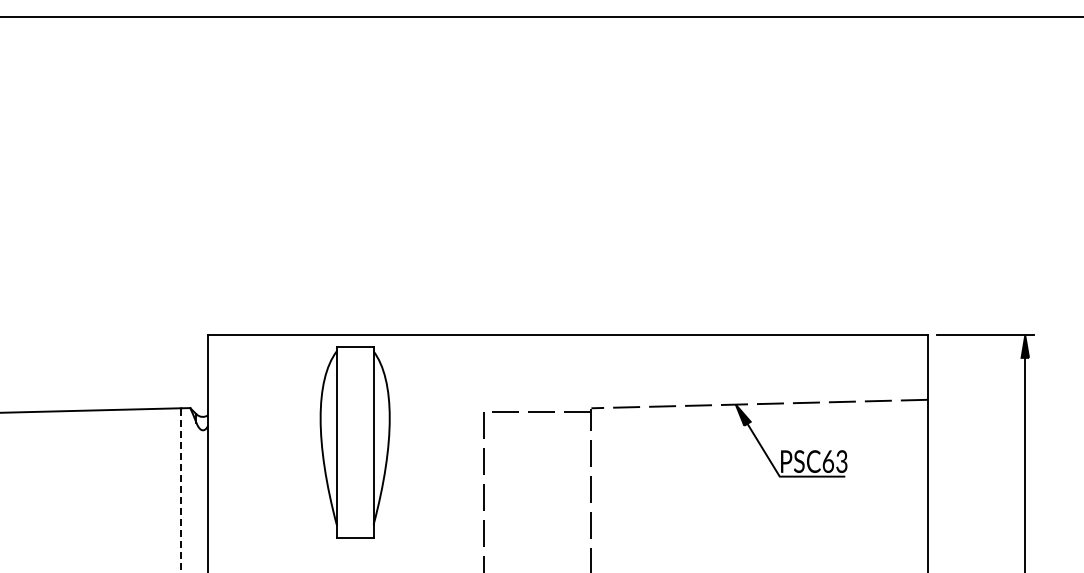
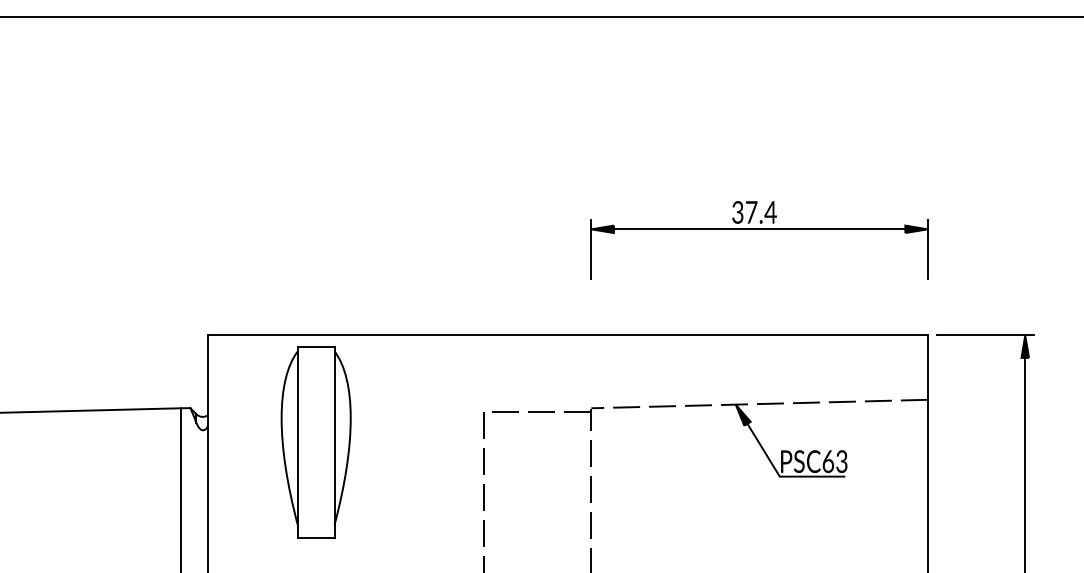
part: none -> present (759, 229)
part position: (354, 442) -> (315, 442) (315, 442)
line: dashed -> solid (181, 490)
